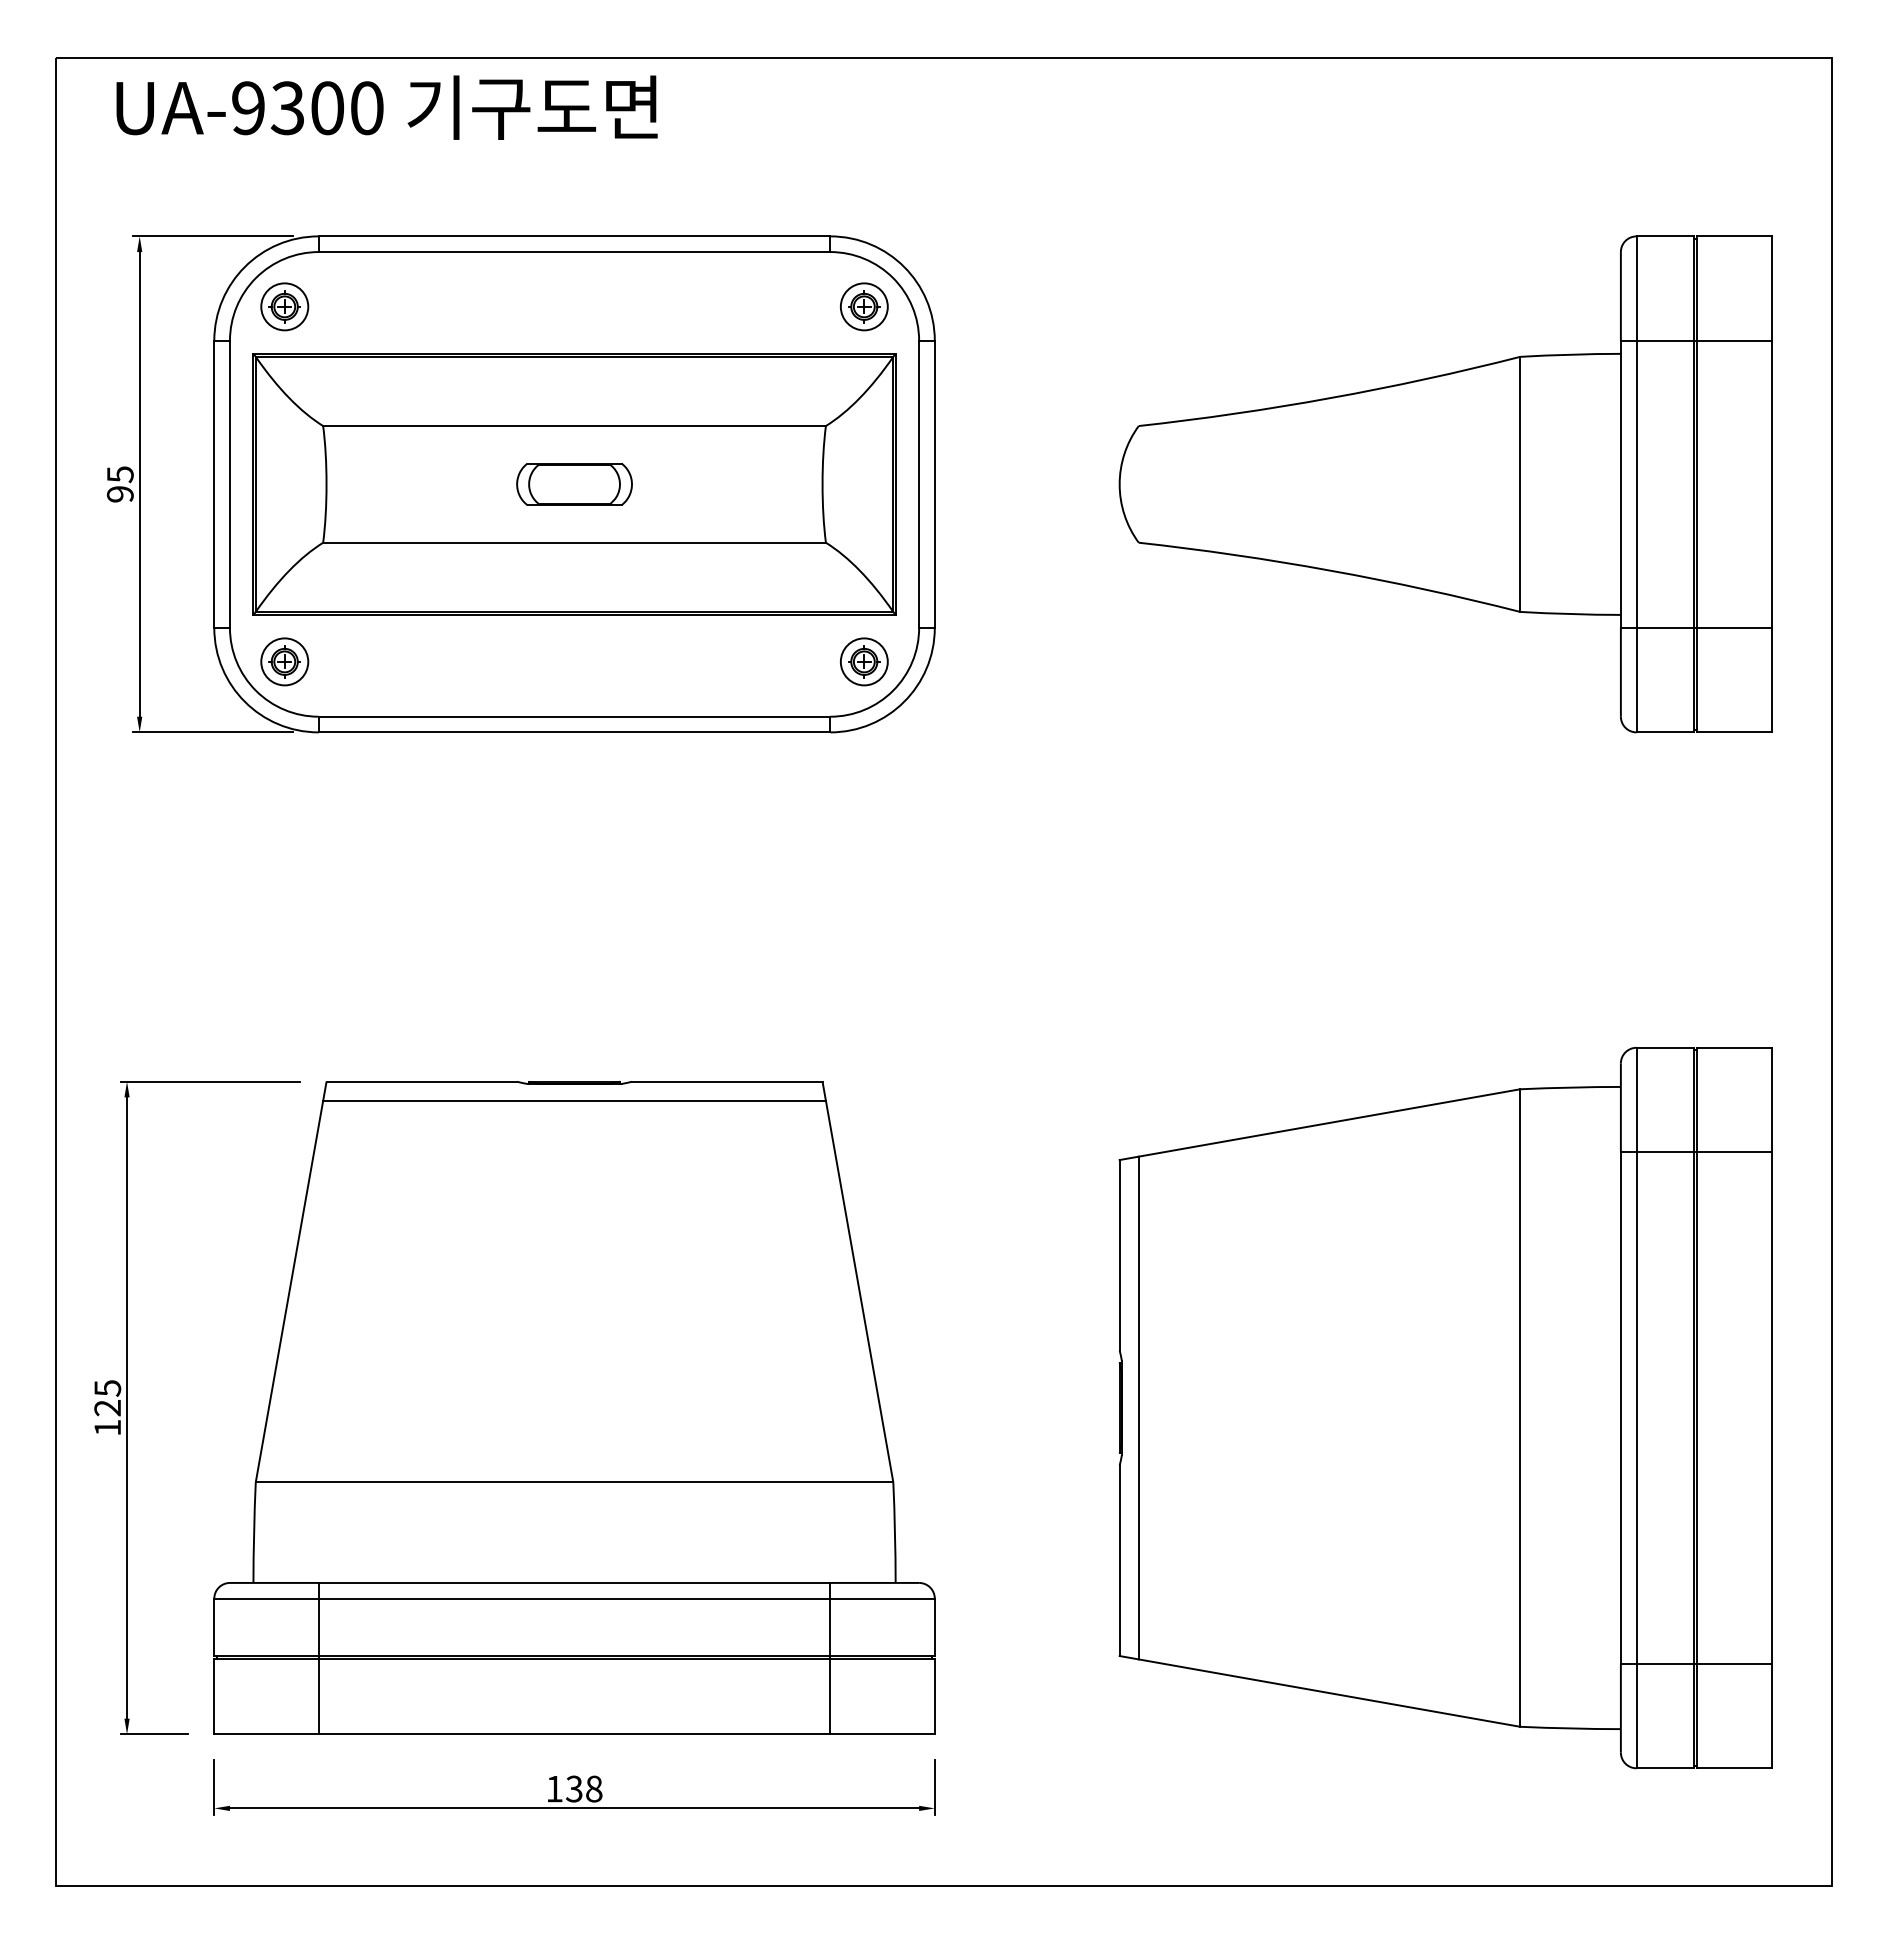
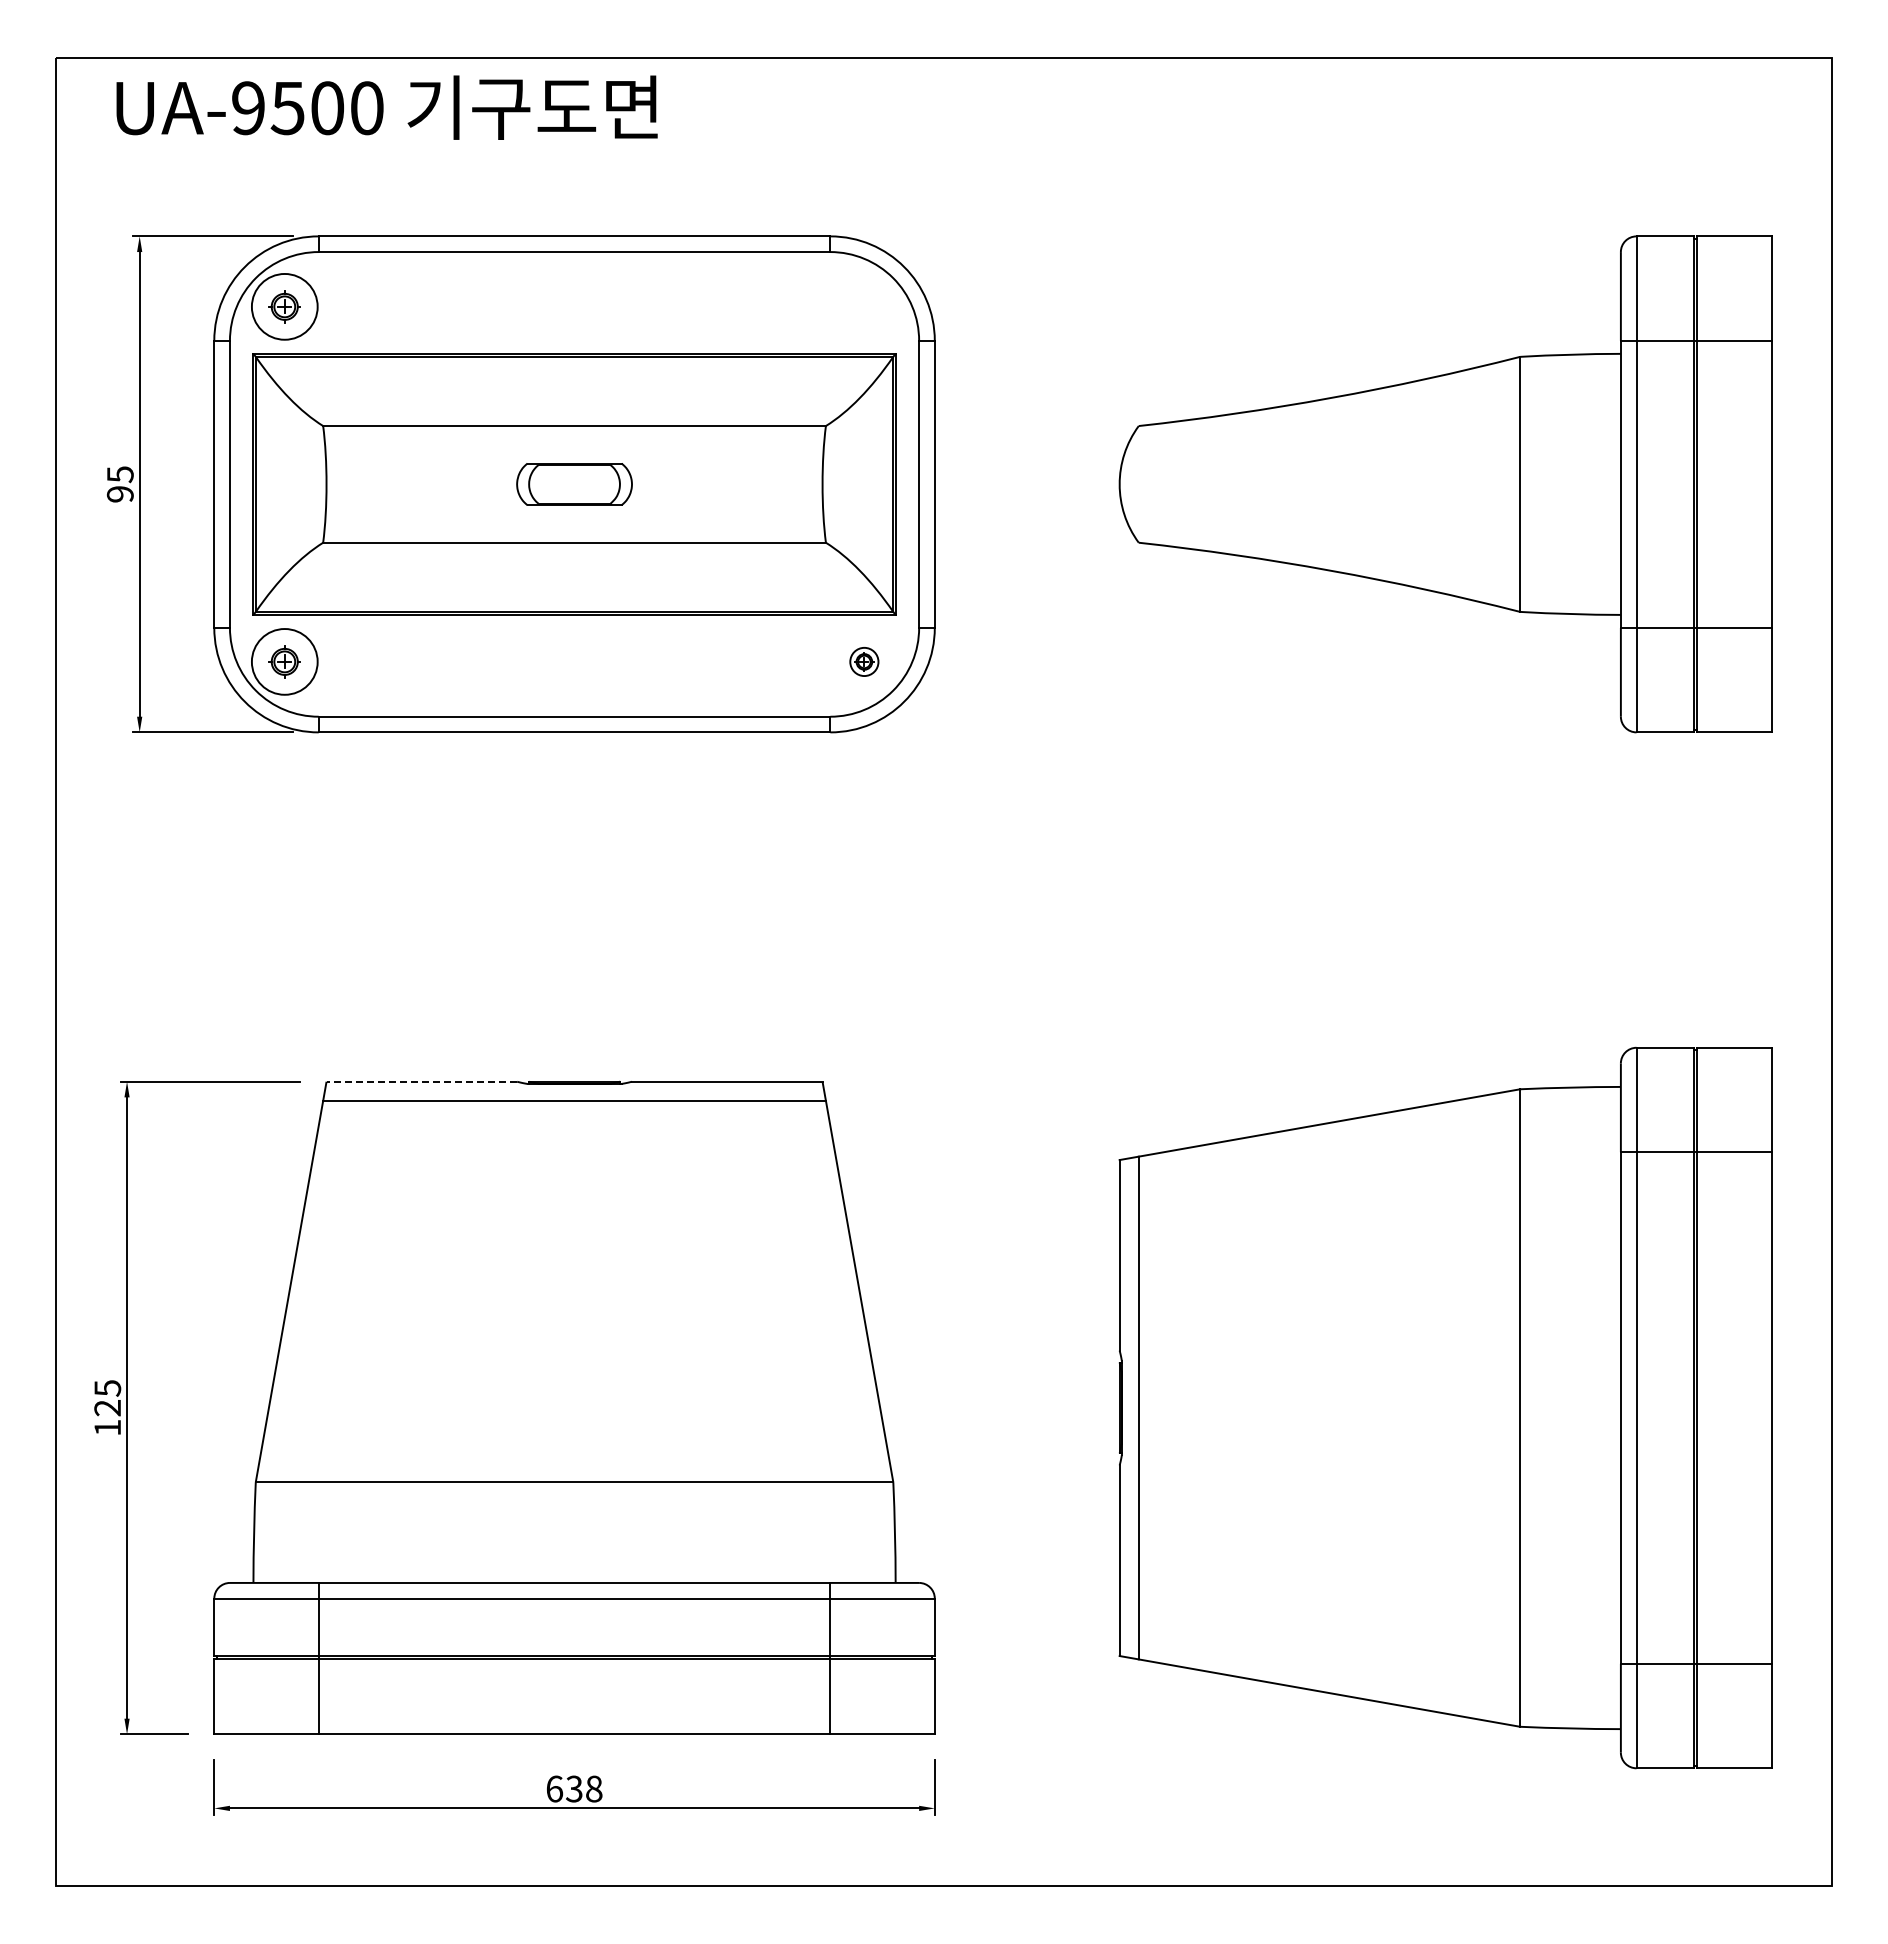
text: UA-9300 -> UA-9500 (287, 107)
circle diameter: 47 px -> 66 px (284, 306)
part: present -> none (864, 306)
circle diameter: 47 px -> 66 px (284, 661)
part size: 49x50 px -> 31x30 px (864, 661)
line: solid -> dashed (421, 1081)
text: 138 -> 638 (555, 1788)
